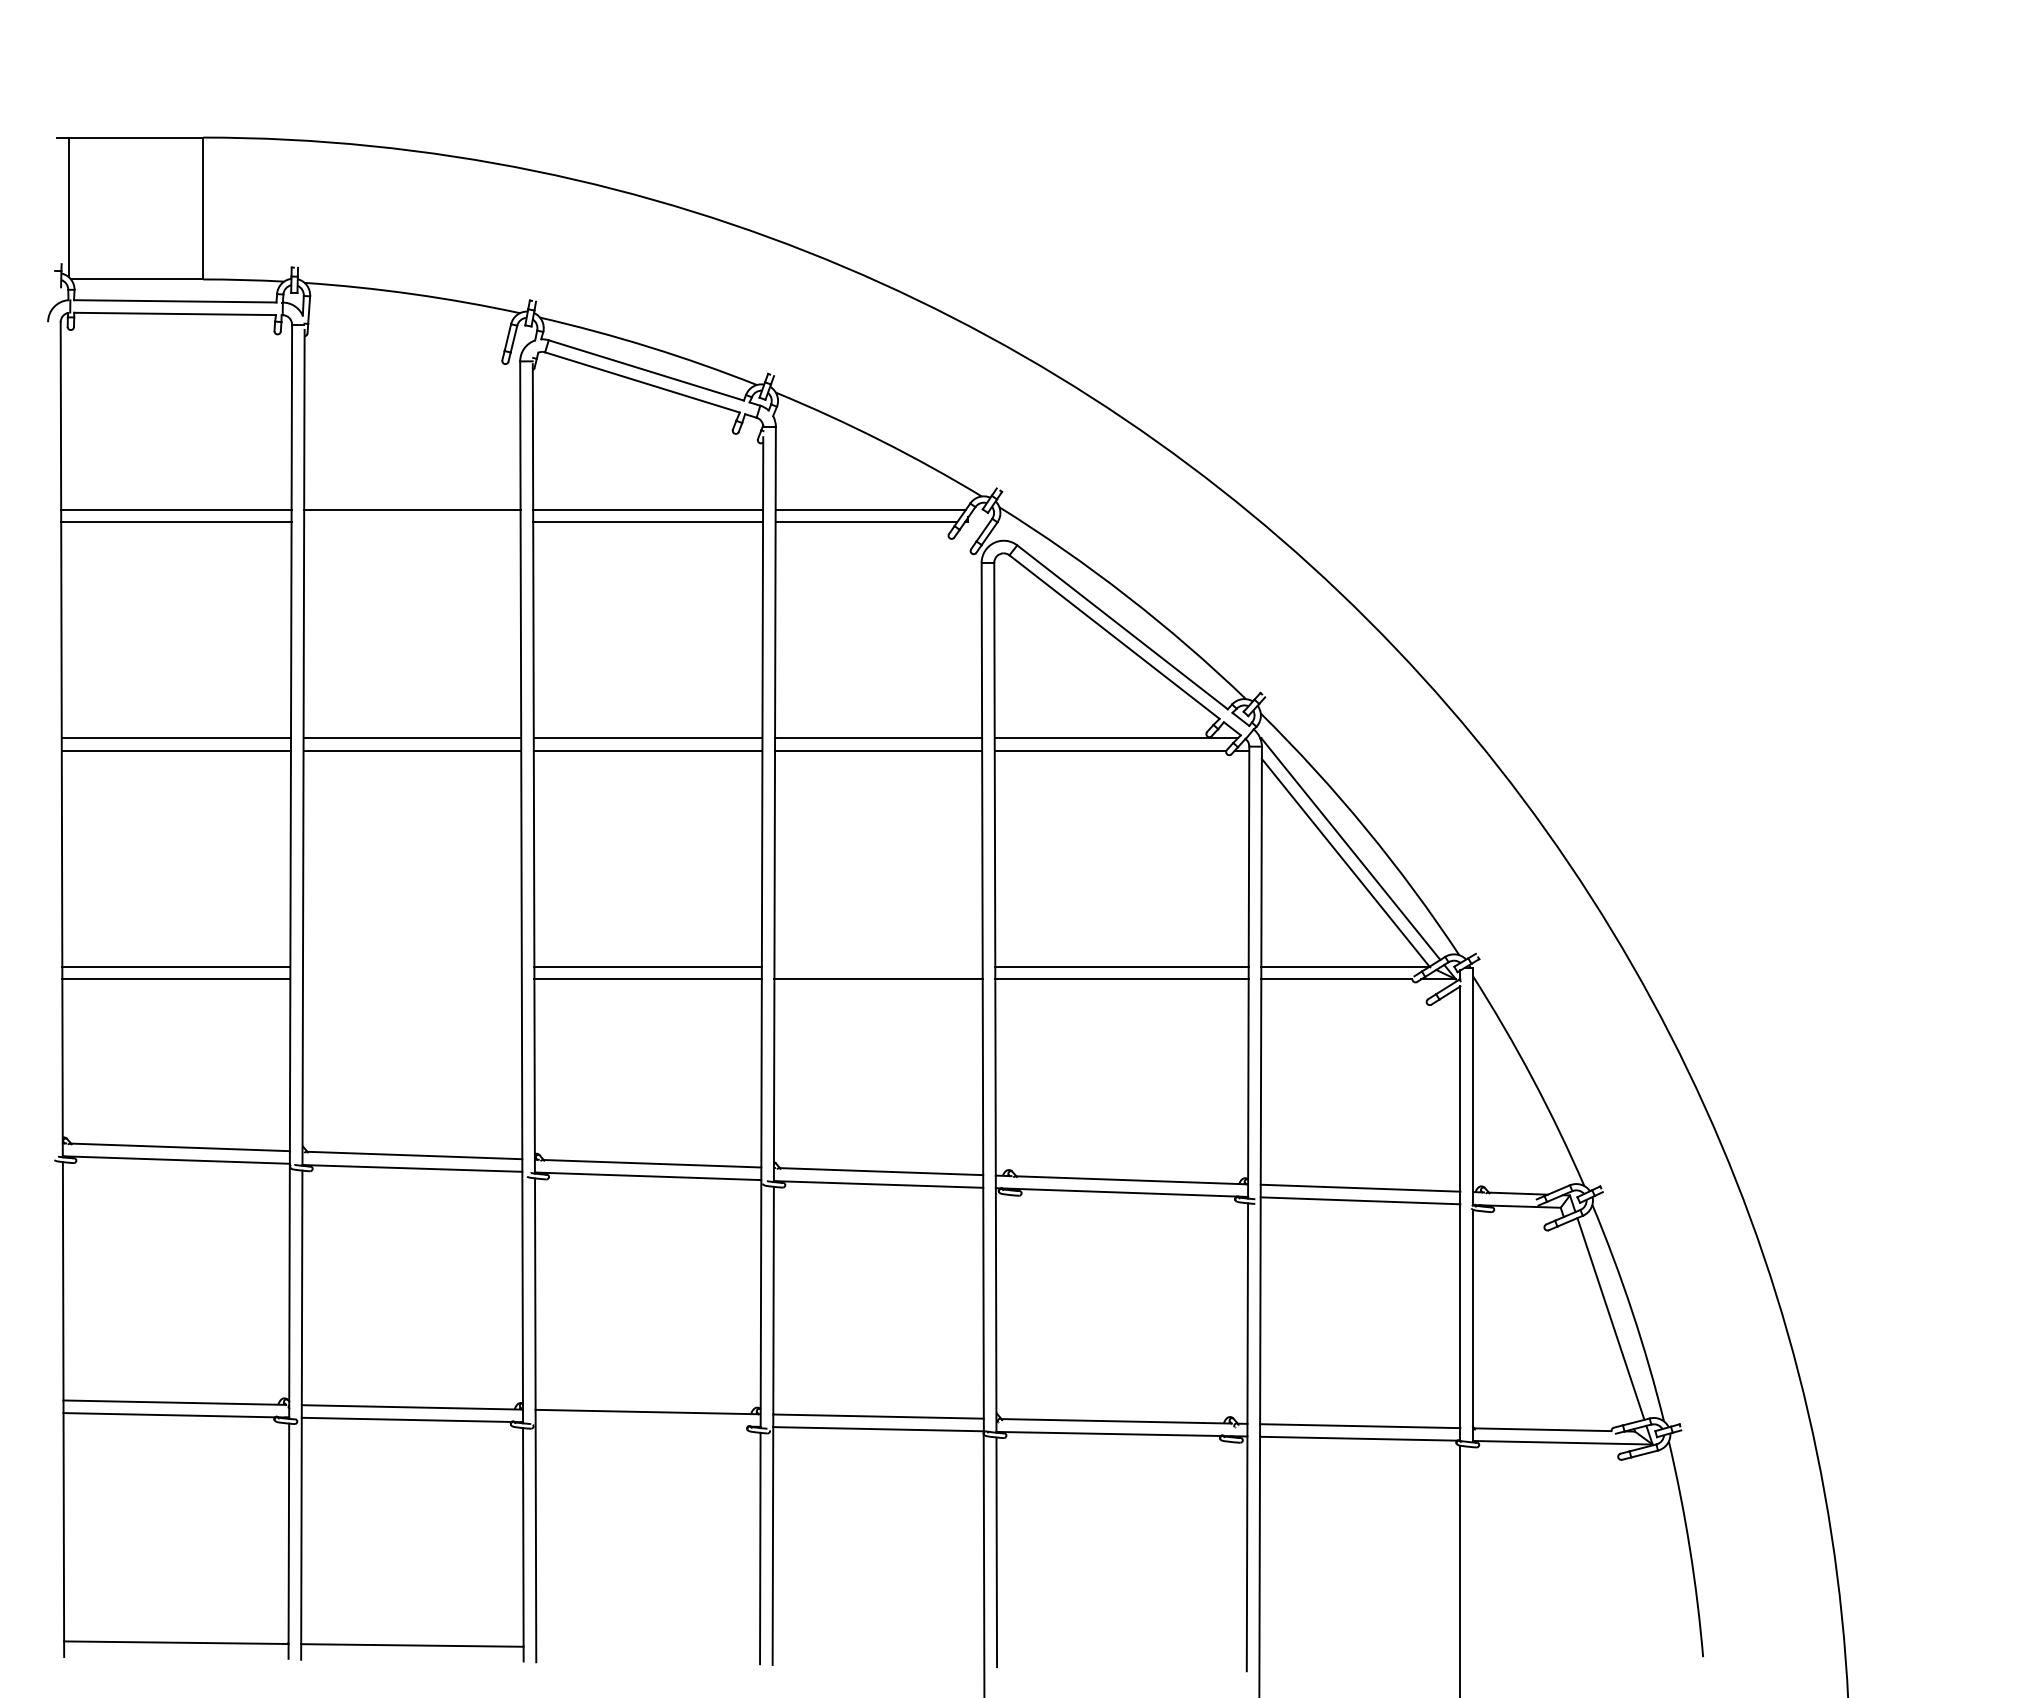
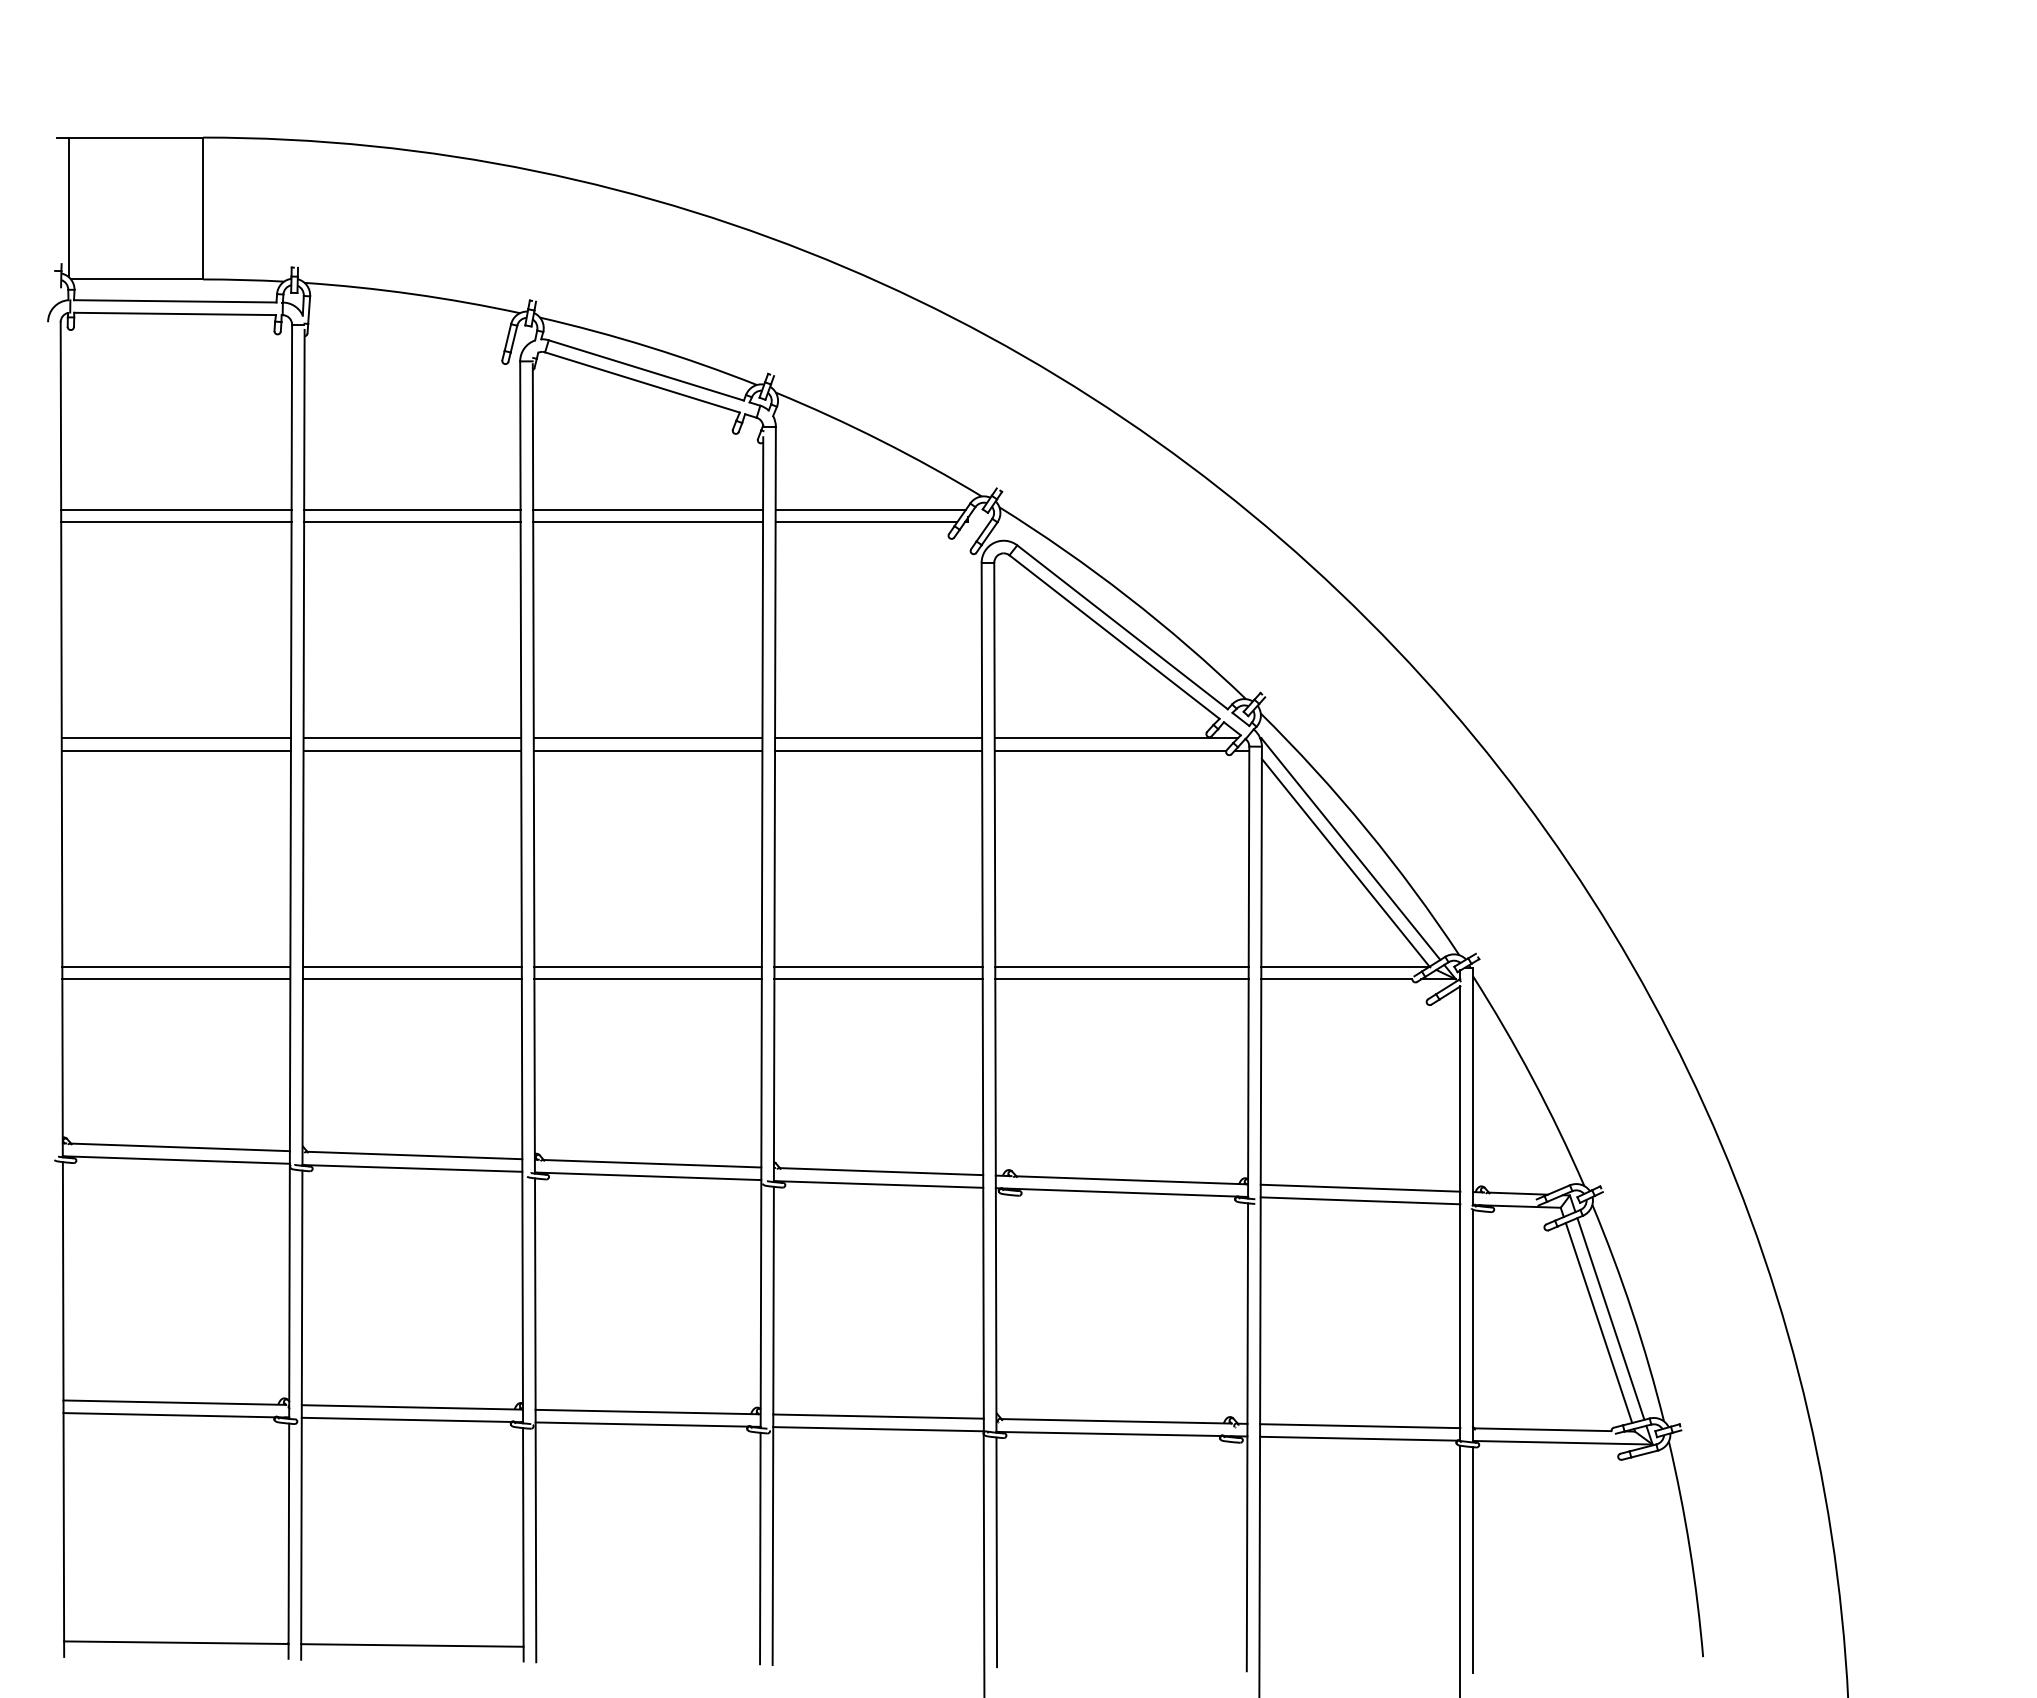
line: none -> present (412, 522)
line: none -> present (411, 966)
line: none -> present (878, 966)
line: none -> present (411, 979)
line: none -> present (1598, 1323)
line: none -> present (641, 1424)
line: none -> present (1473, 1559)
